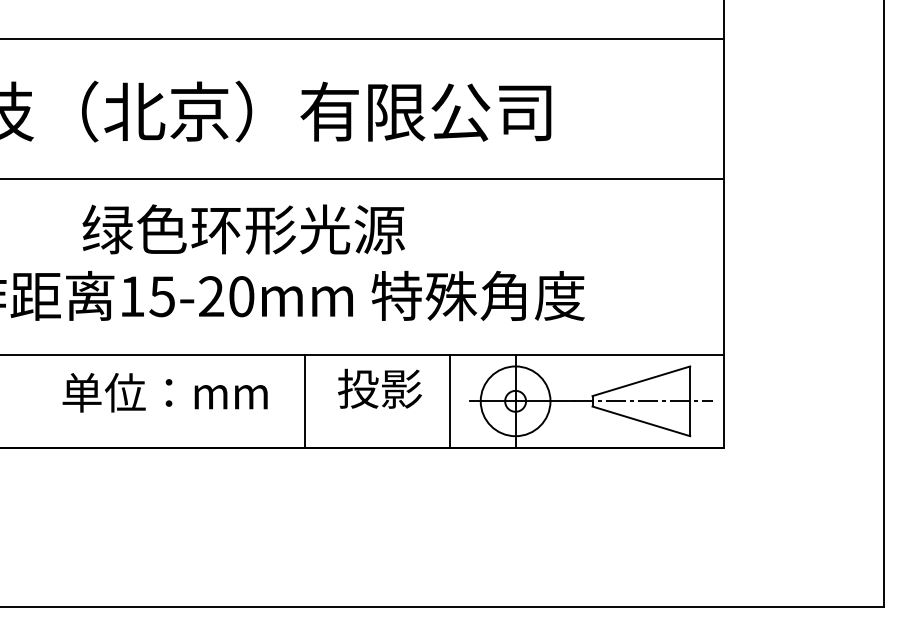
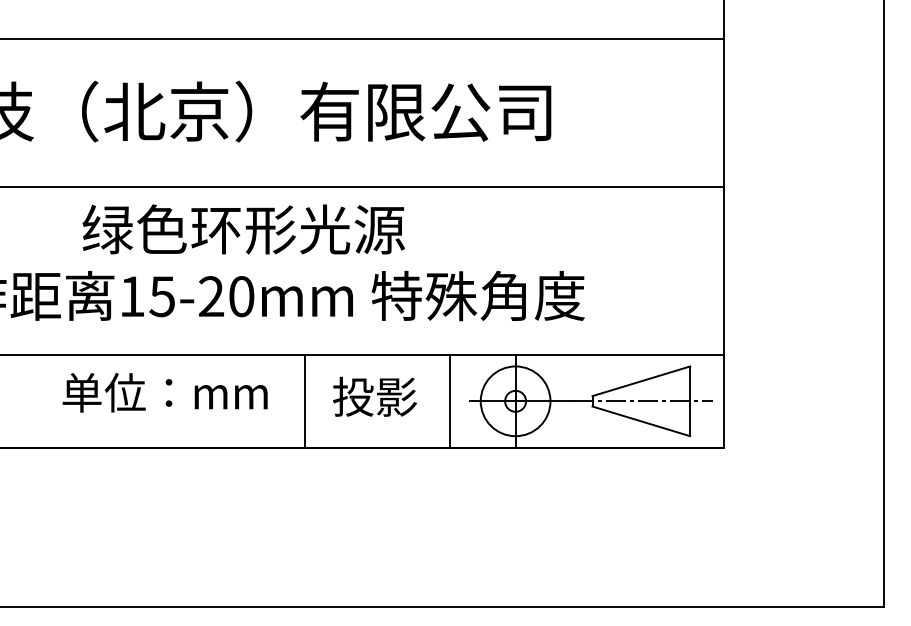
line position: (363, 179) -> (363, 187) (363, 187)
text position: (379, 388) -> (374, 396) (374, 396)
